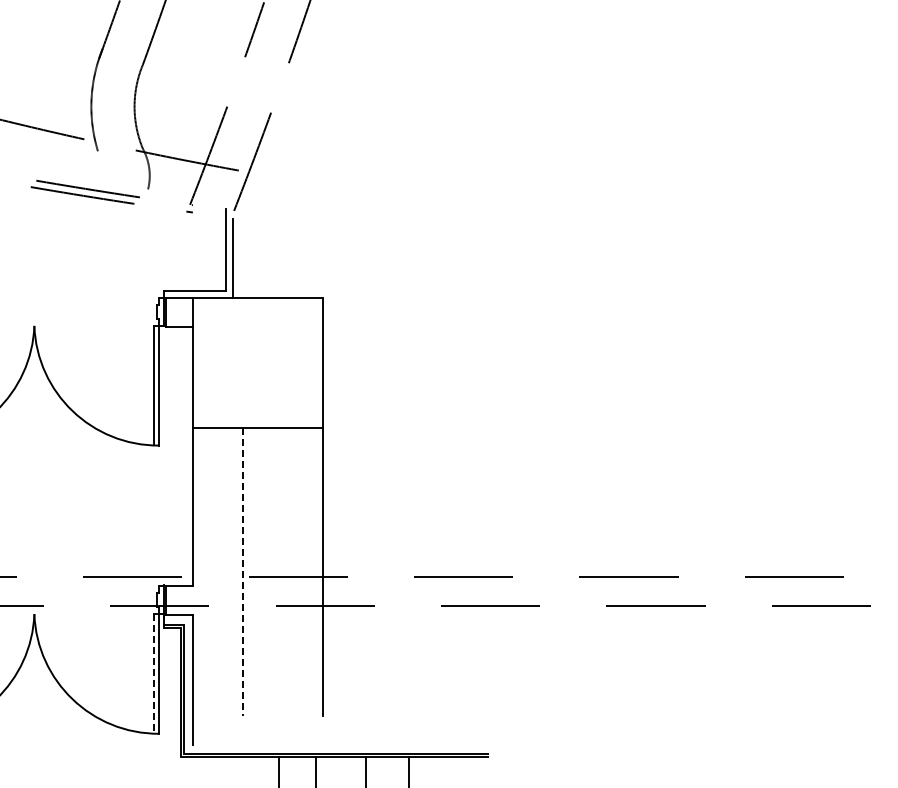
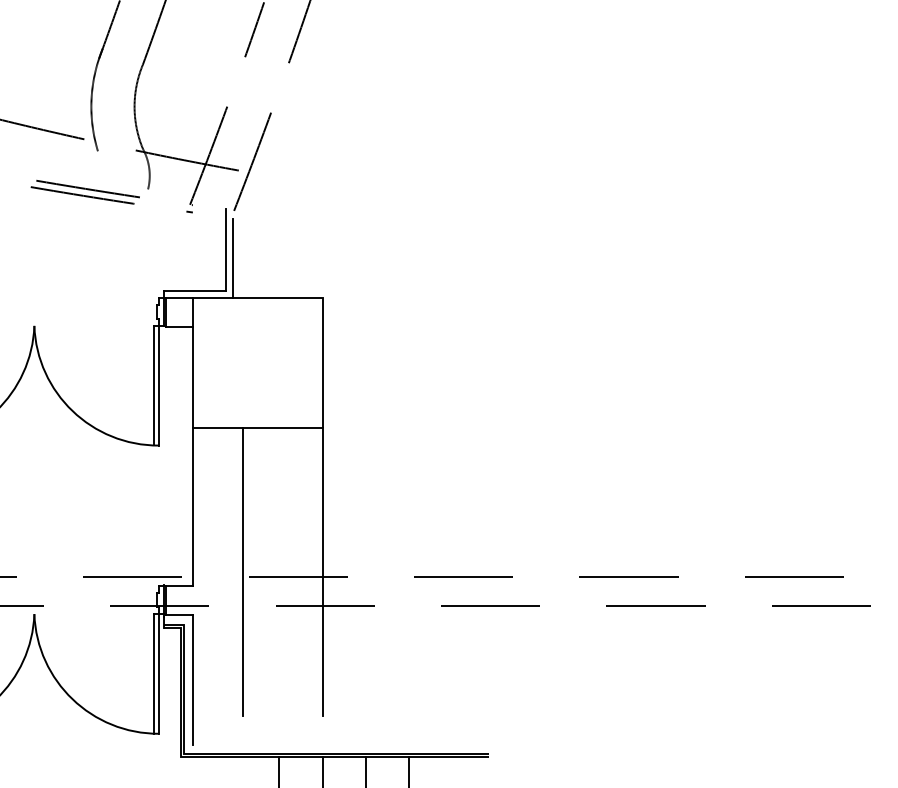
line: dashed -> solid (243, 572)
line: dashed -> solid (153, 673)
line position: (315, 770) -> (322, 770) (322, 770)
